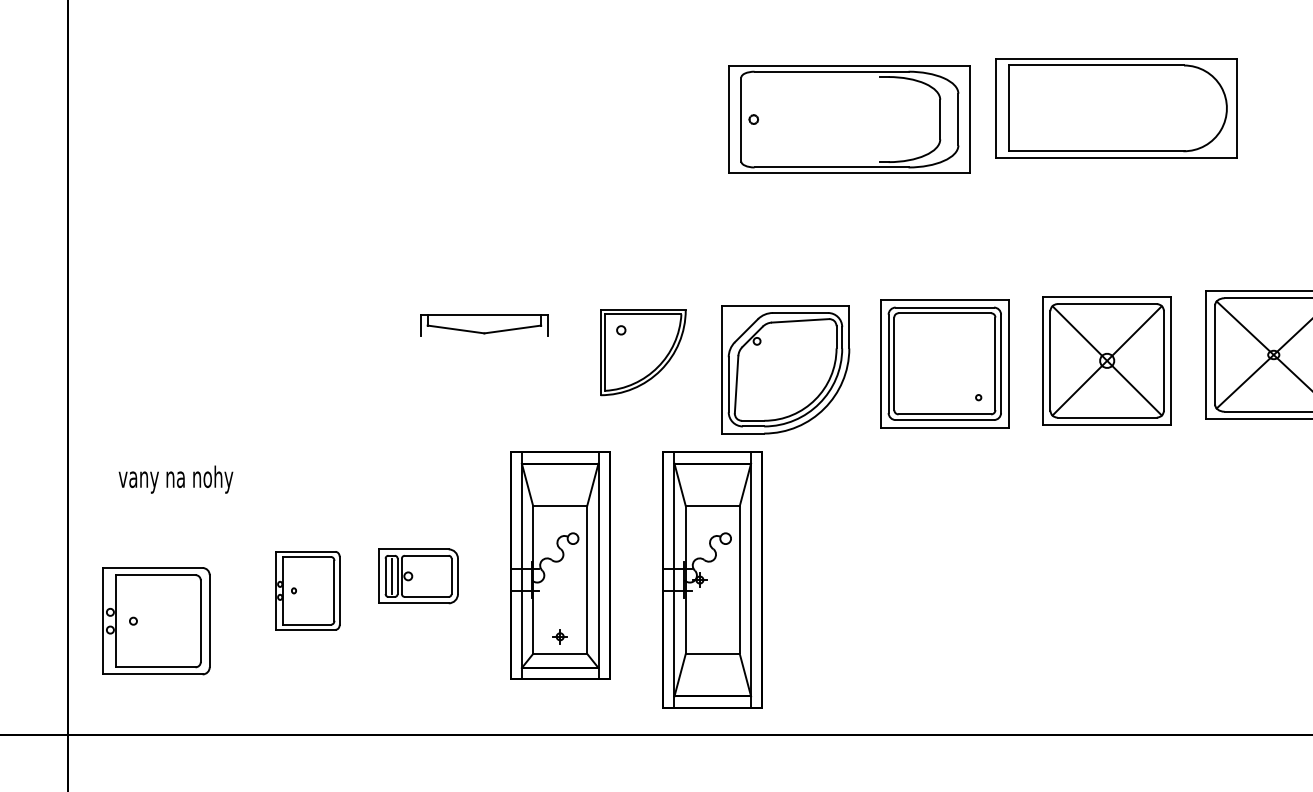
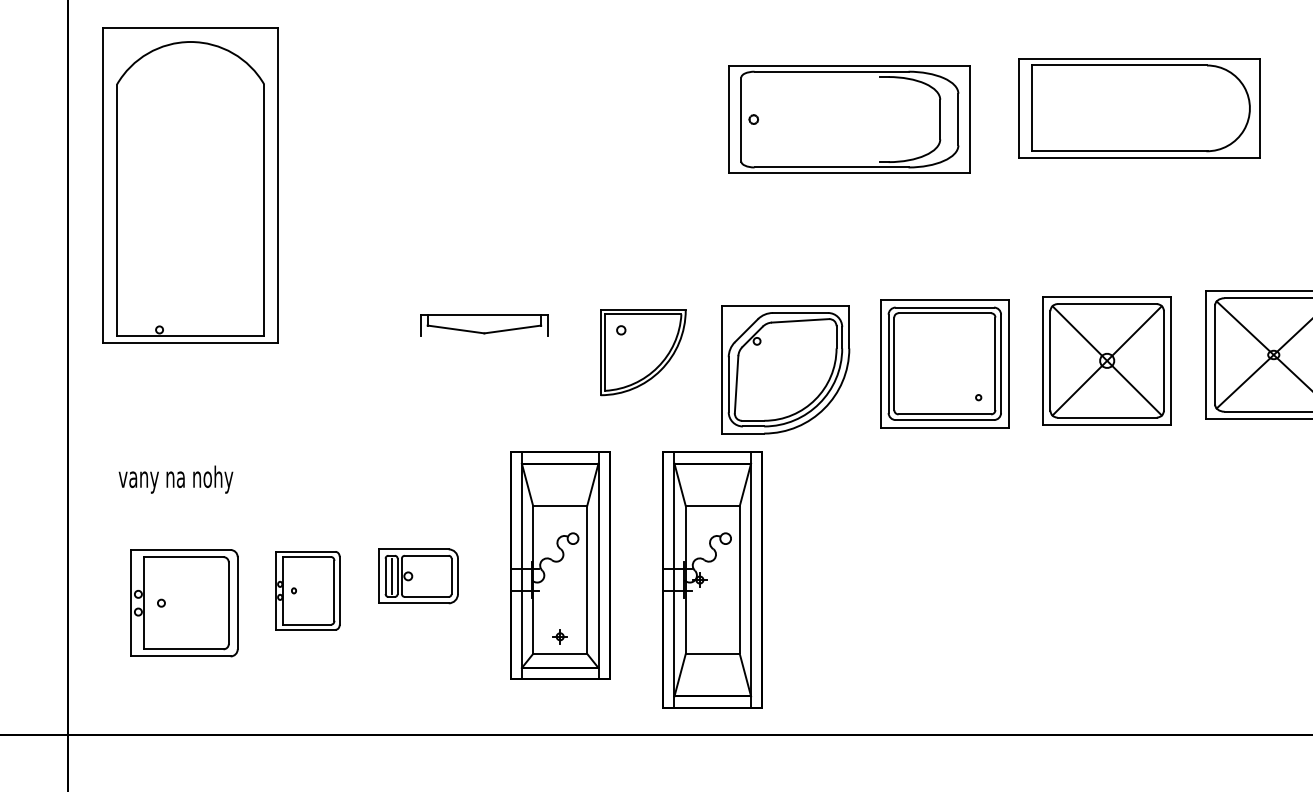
part position: (1116, 108) -> (1139, 108) (1139, 108)
part: none -> present (190, 185)
part position: (156, 621) -> (184, 603) (184, 603)
